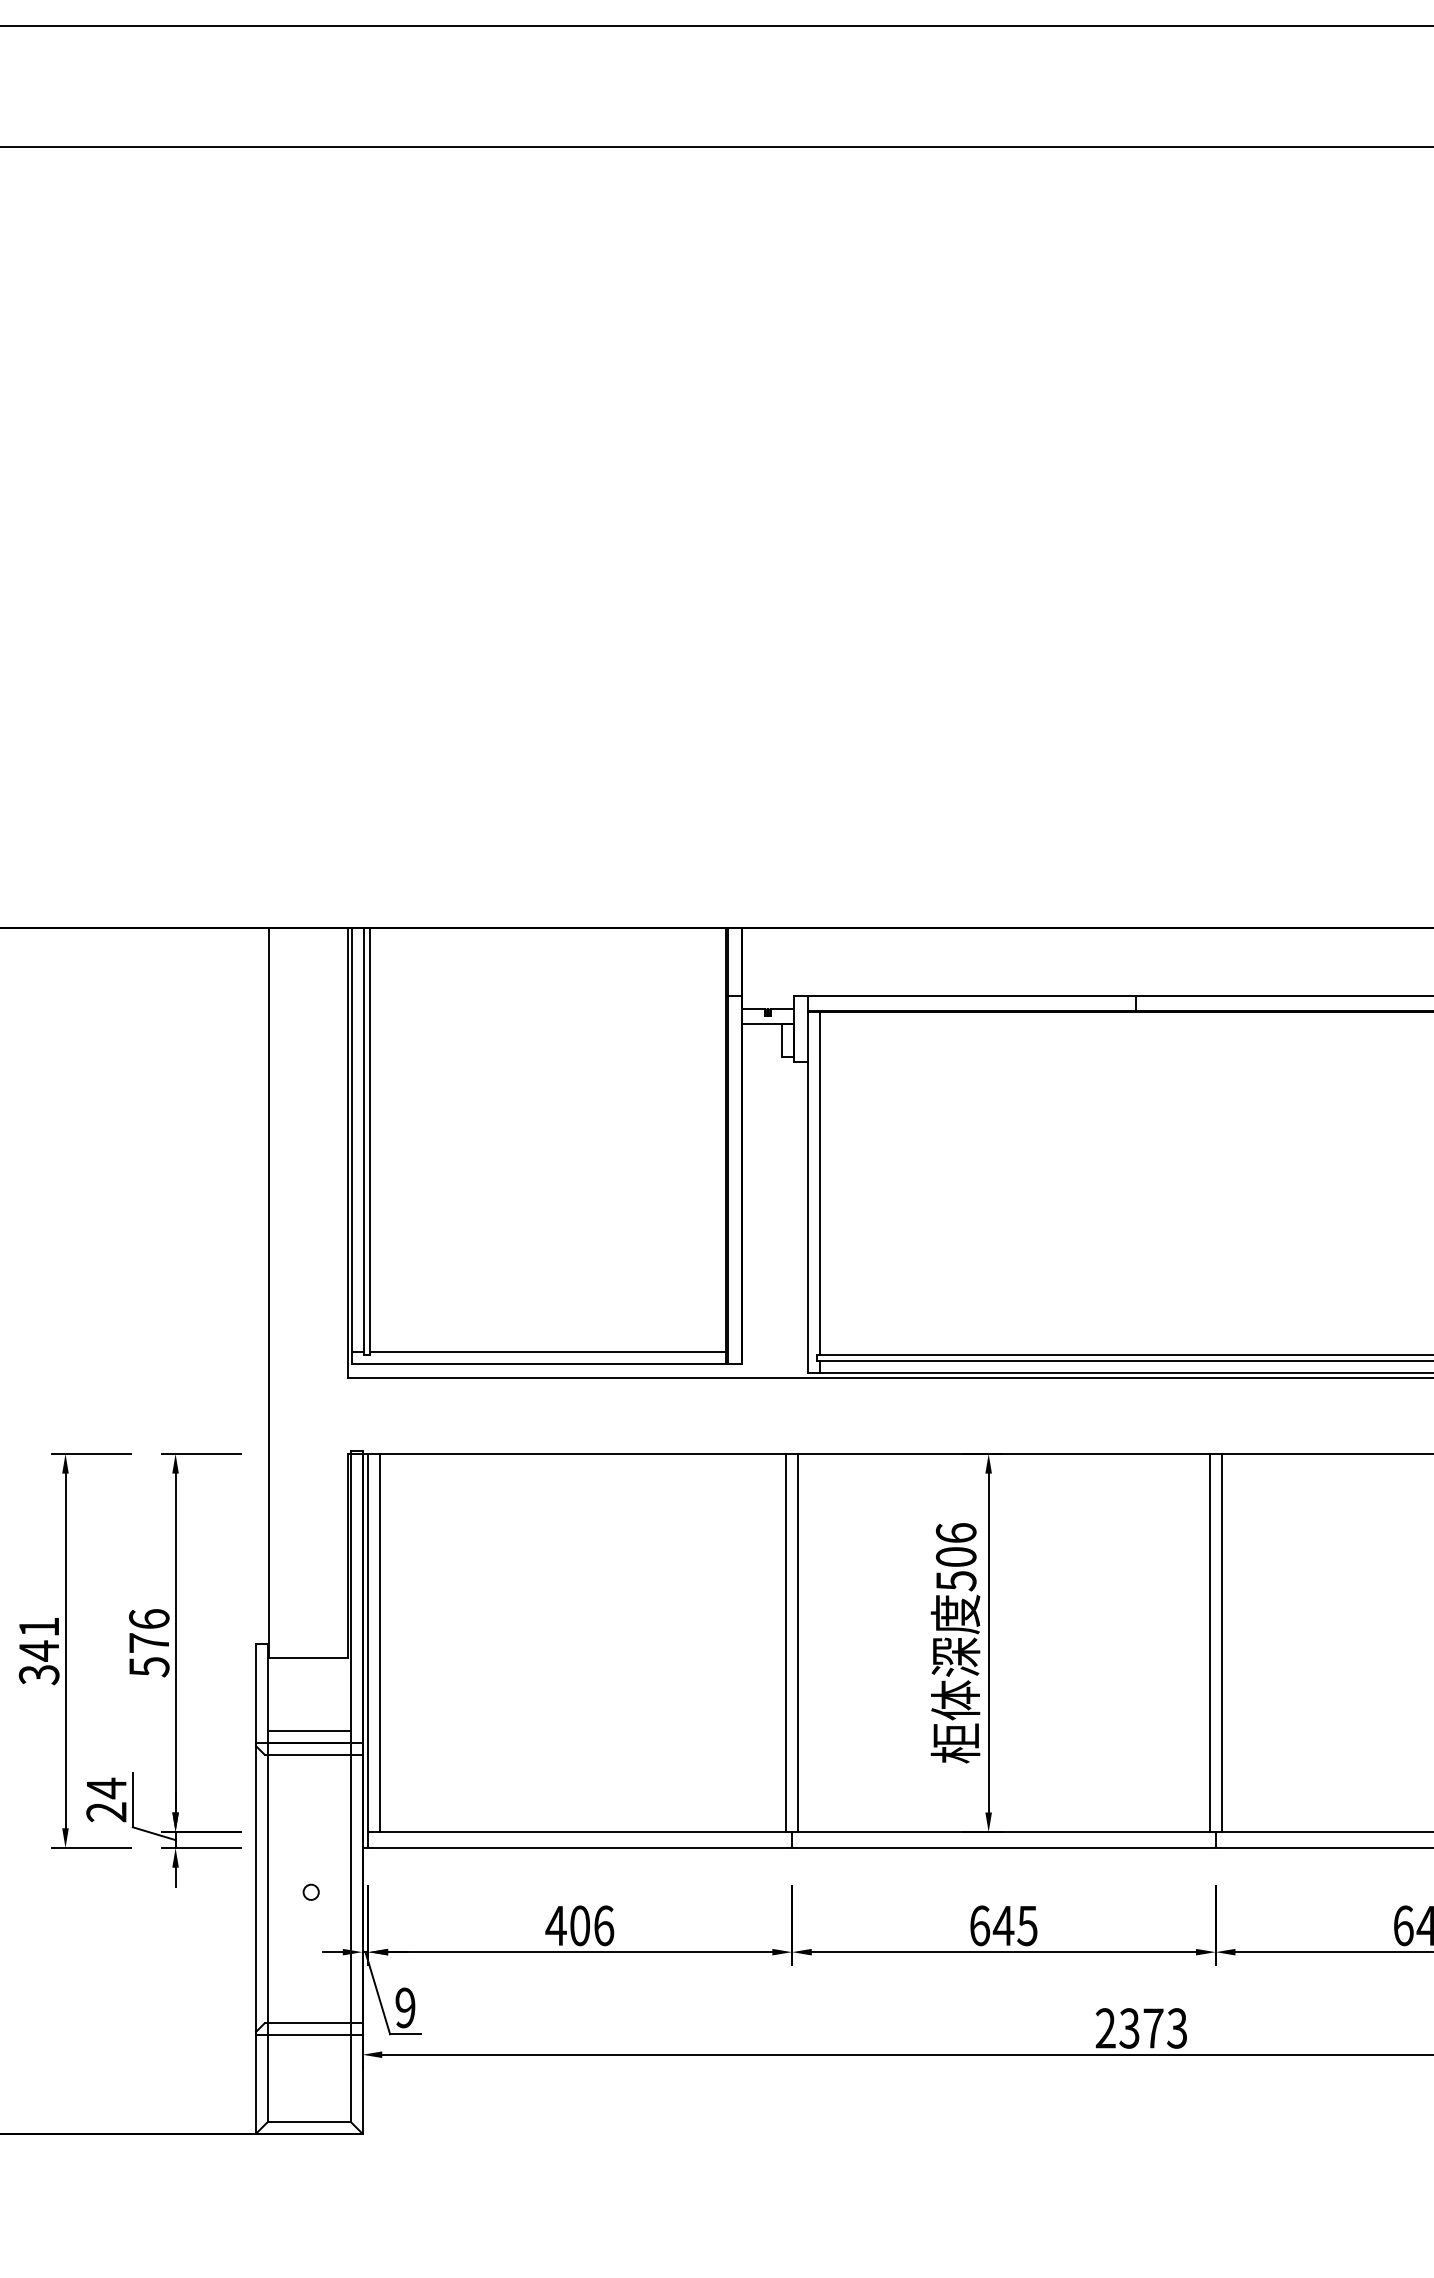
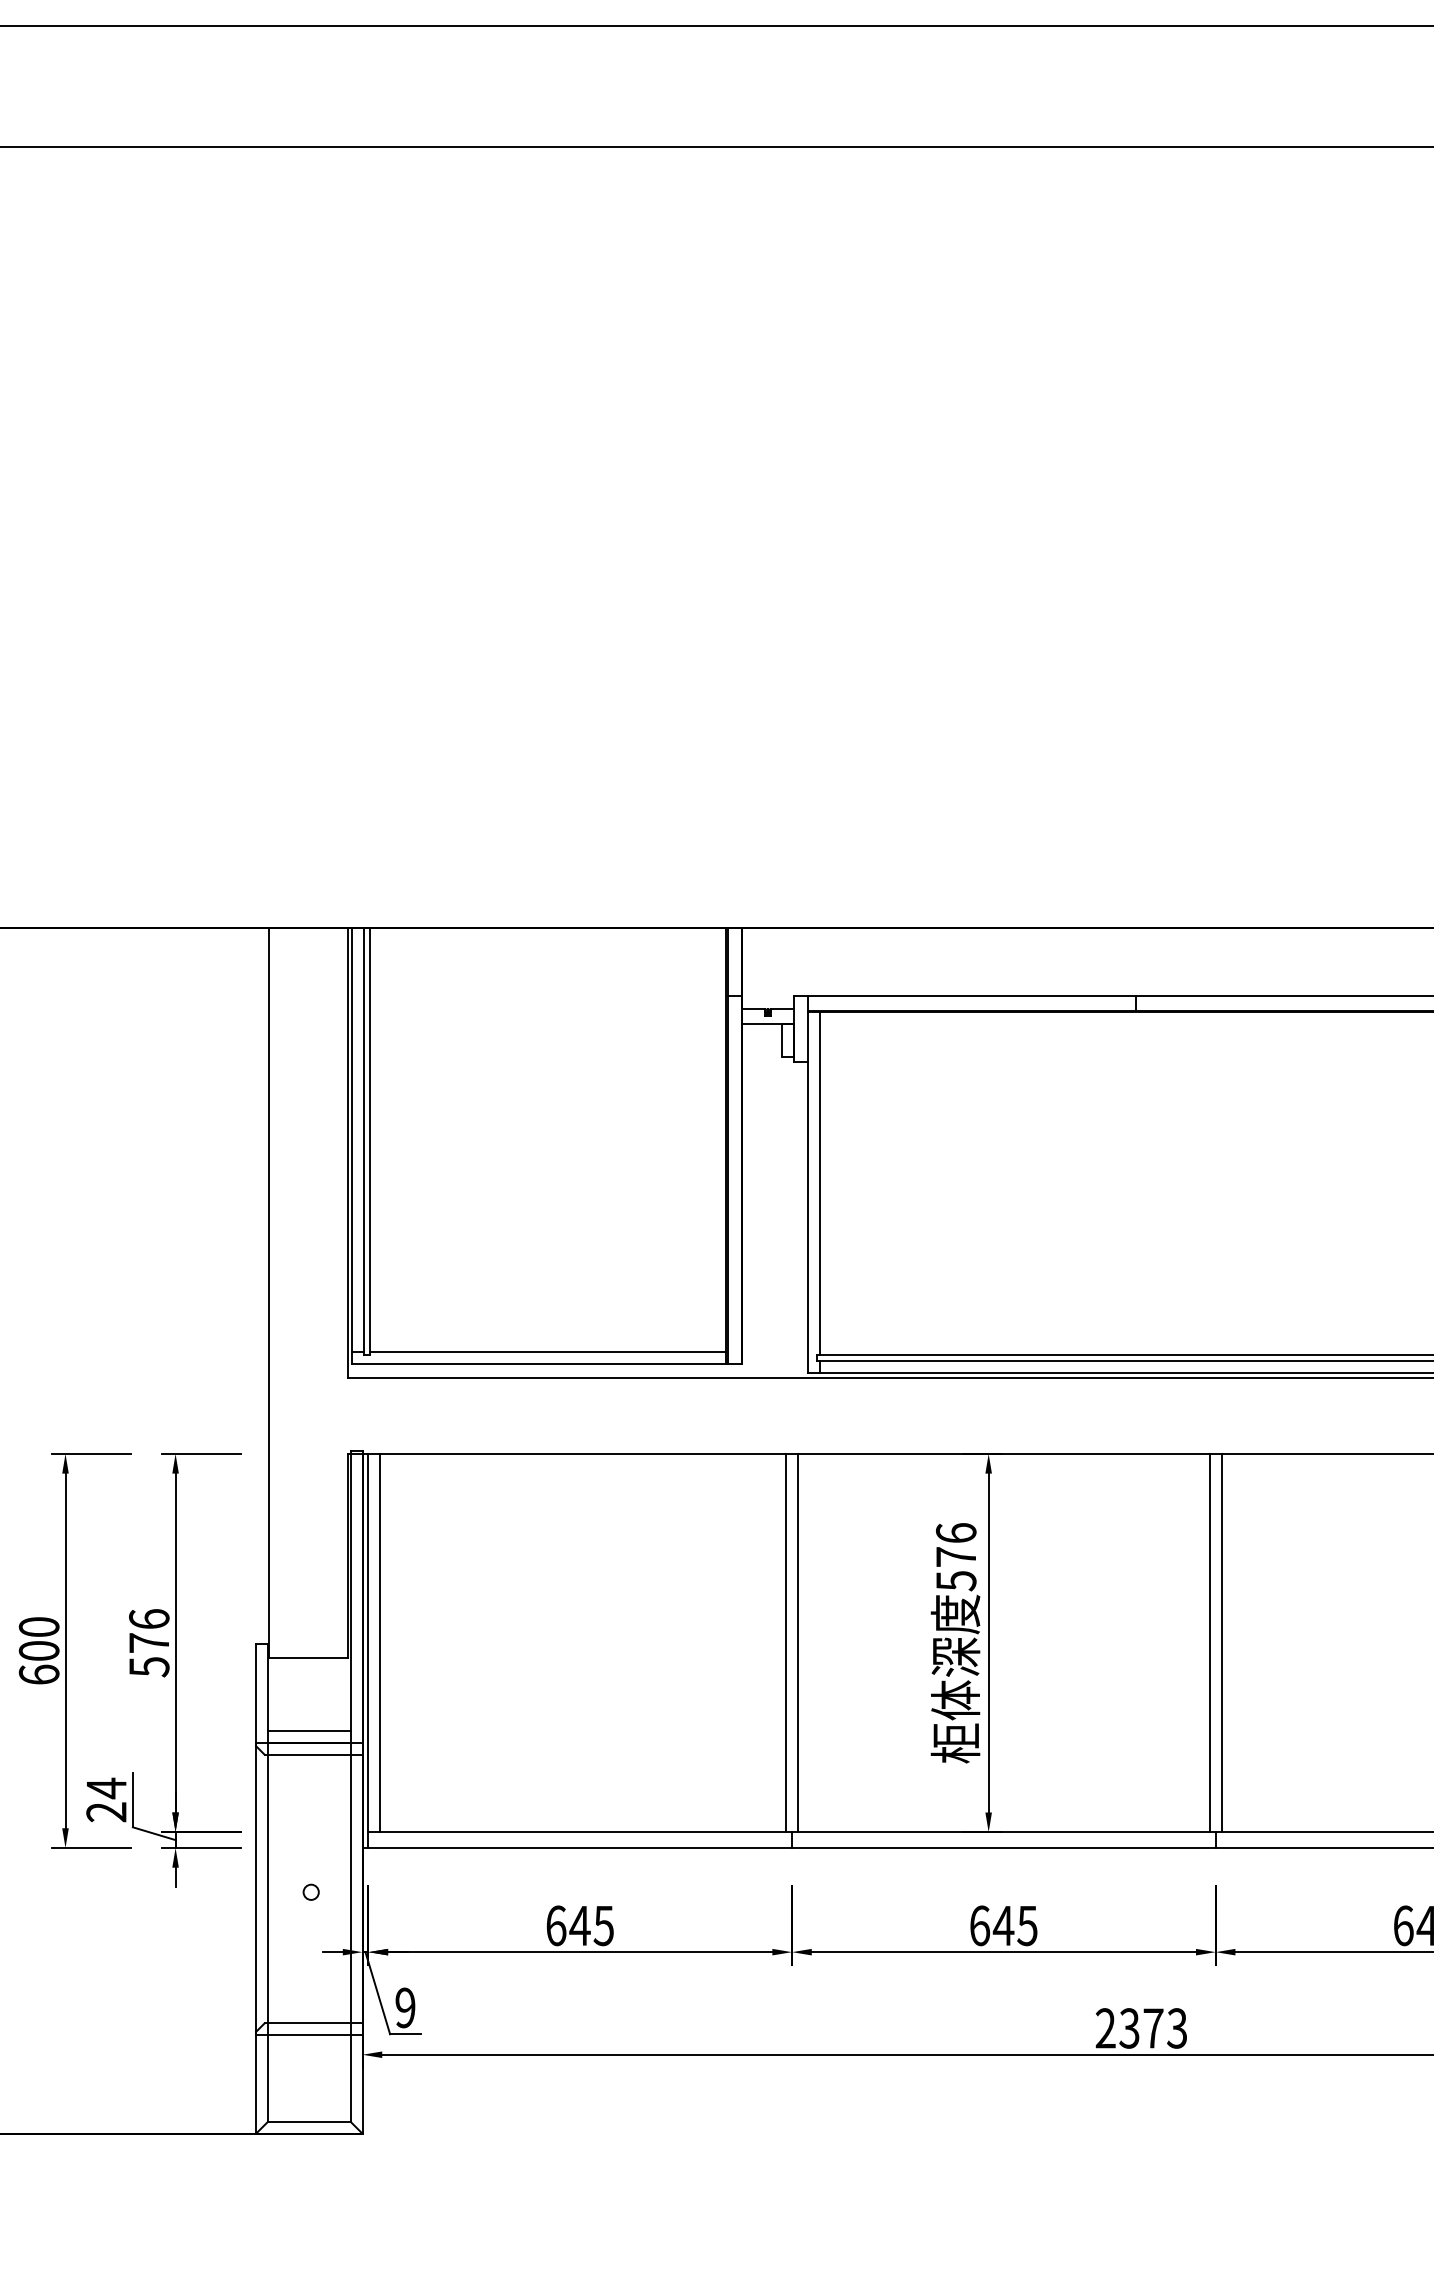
text: 506 -> 576 (956, 1556)
text: 341 -> 600 (38, 1651)
text: 406 -> 645 (579, 1925)
